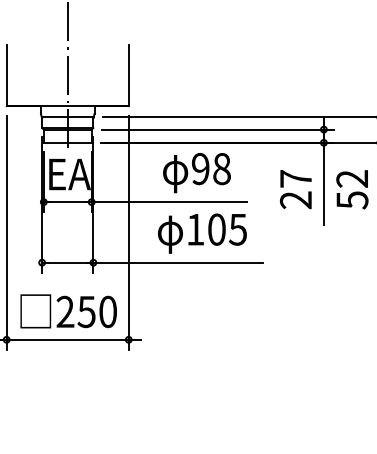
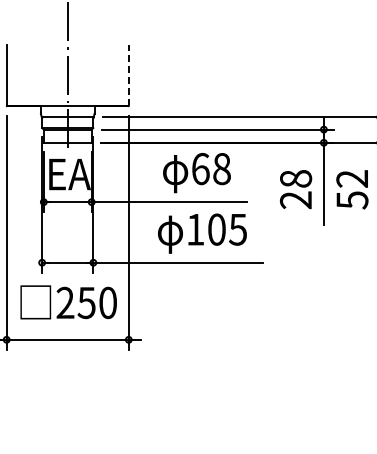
line: solid -> dashed (128, 75)
text: 98 -> 68 (200, 168)
text: 27 -> 28 (296, 178)
text position: (68, 311) -> (68, 302) (68, 302)
